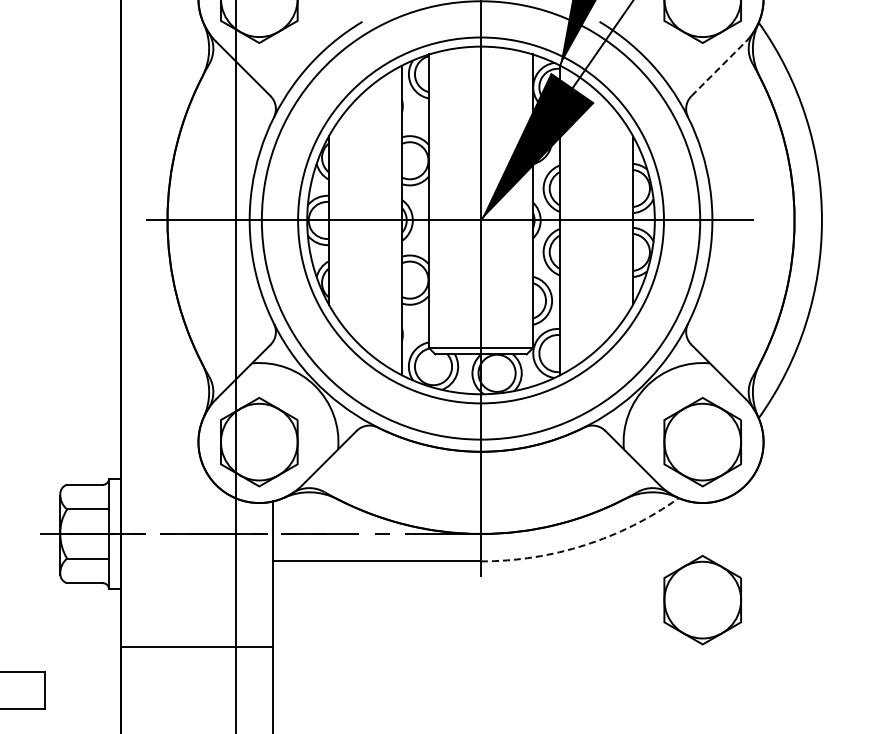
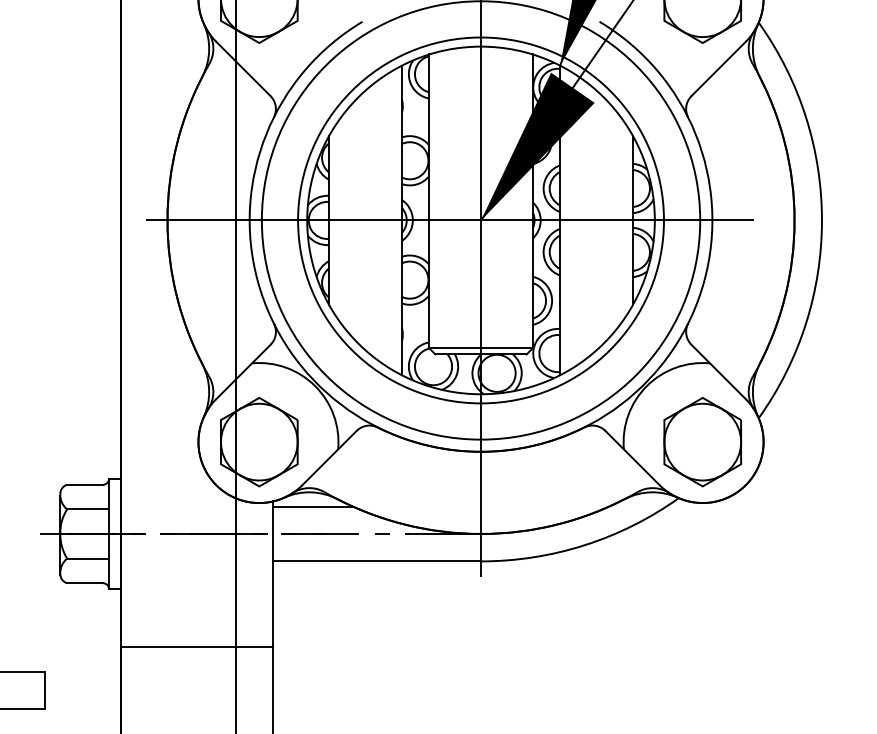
line: dashed -> solid (718, 68)
line: none -> present (312, 506)
arc: dashed -> solid (584, 545)
part: present -> none (702, 600)
